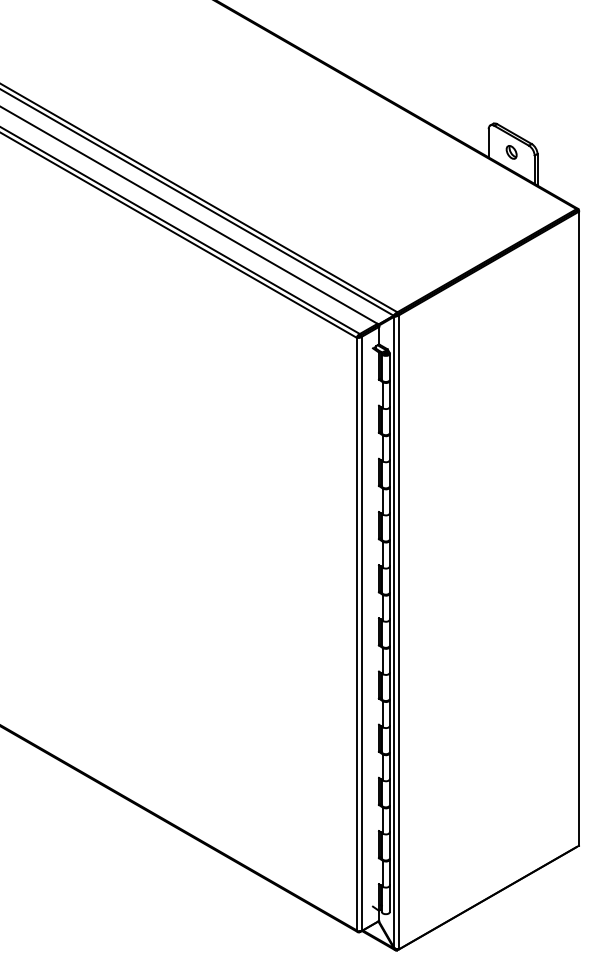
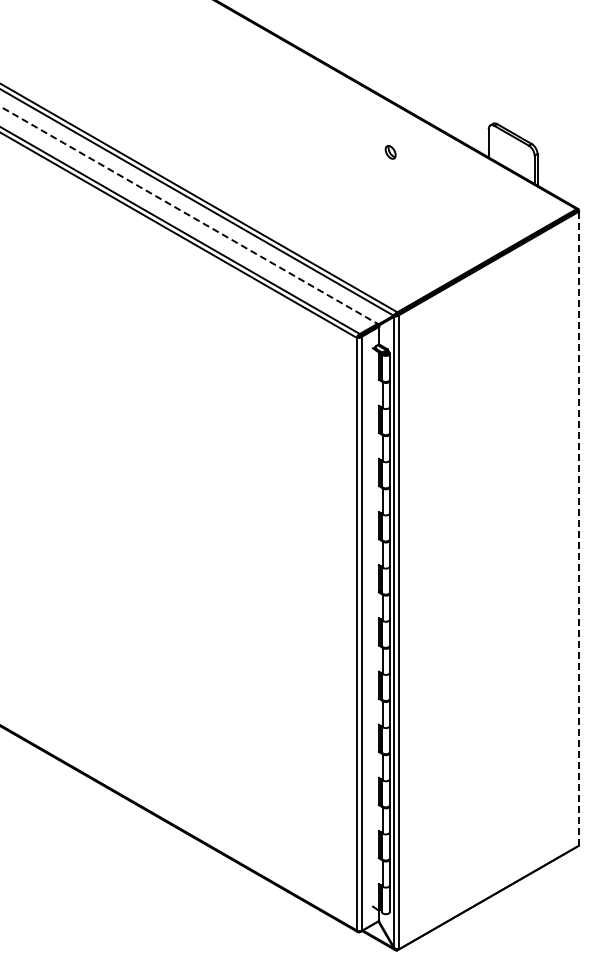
part position: (511, 152) -> (390, 152) (390, 152)
line: solid -> dashed (188, 215)
line: solid -> dashed (578, 529)
